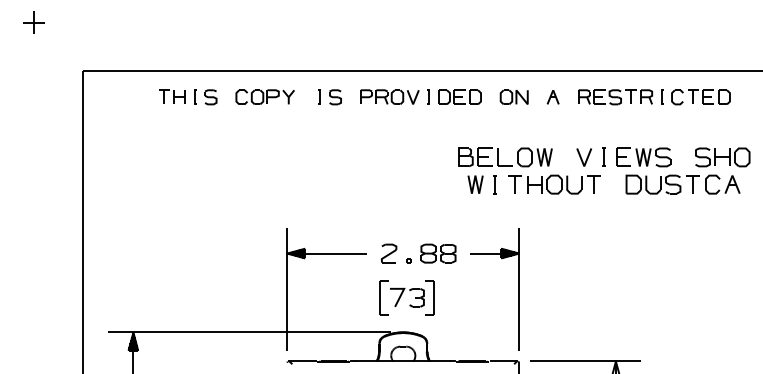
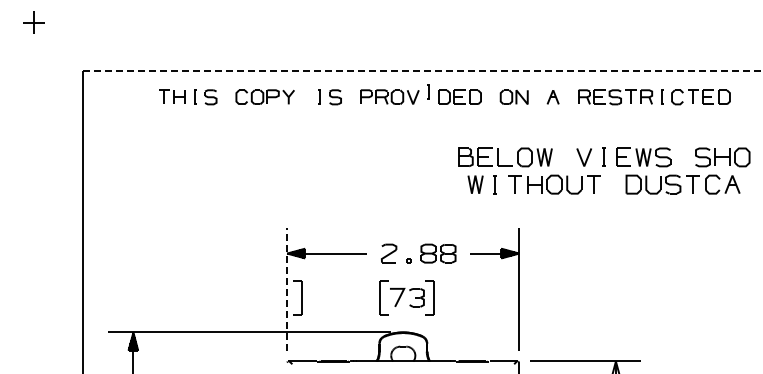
line: solid -> dashed (422, 70)
line position: (428, 96) -> (428, 91) (428, 91)
line: solid -> dashed (287, 289)
part: none -> present (297, 297)
